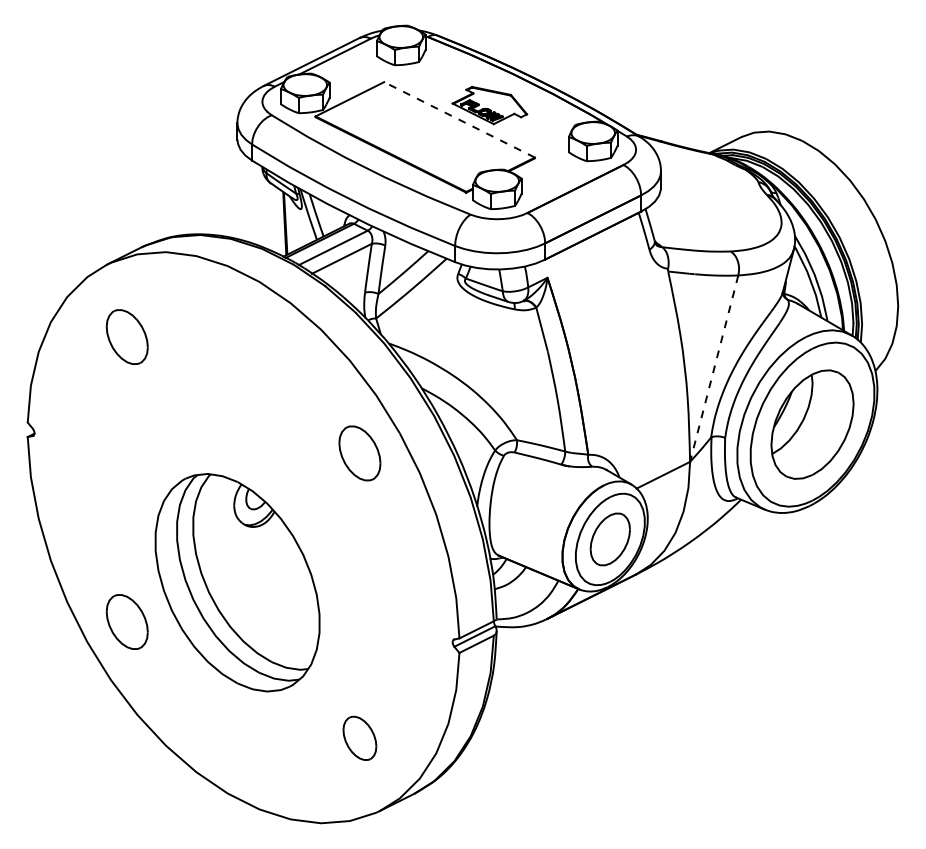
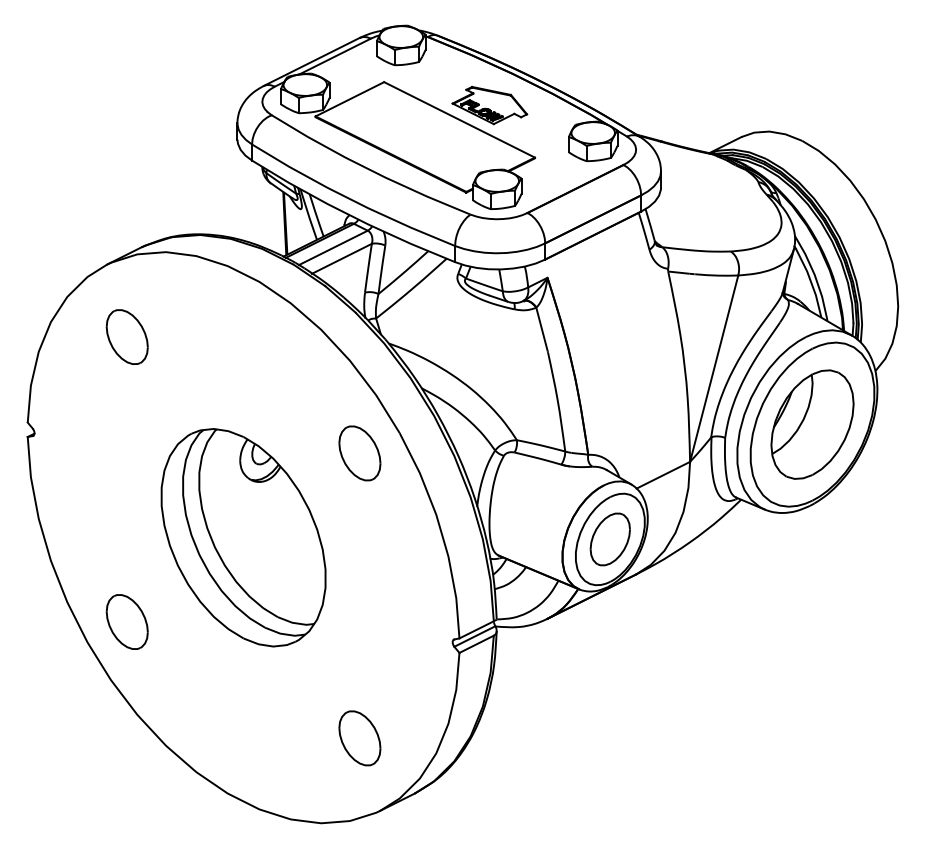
line: dashed -> solid (459, 119)
line: dashed -> solid (714, 369)
part position: (237, 582) -> (243, 537) (243, 537)
part size: 36x46 px -> 44x57 px (359, 738)
